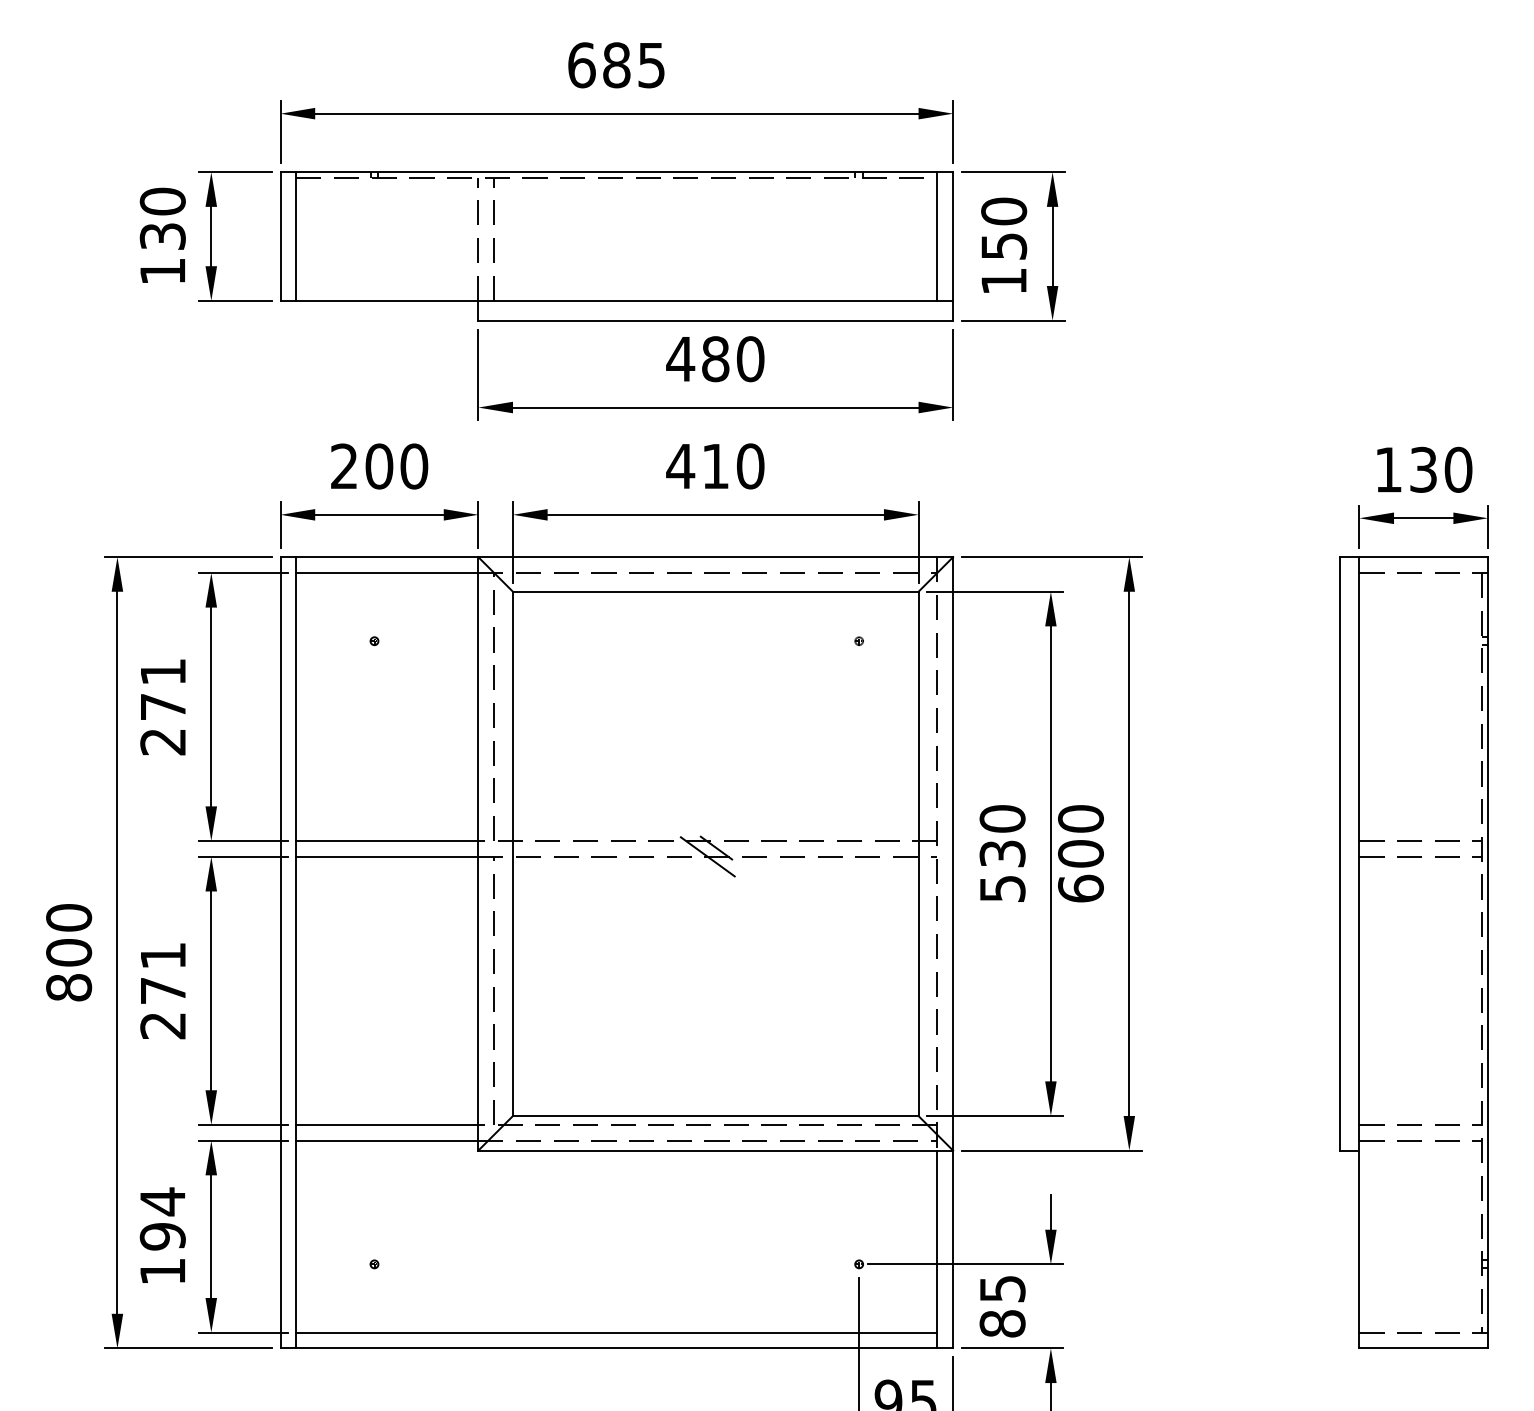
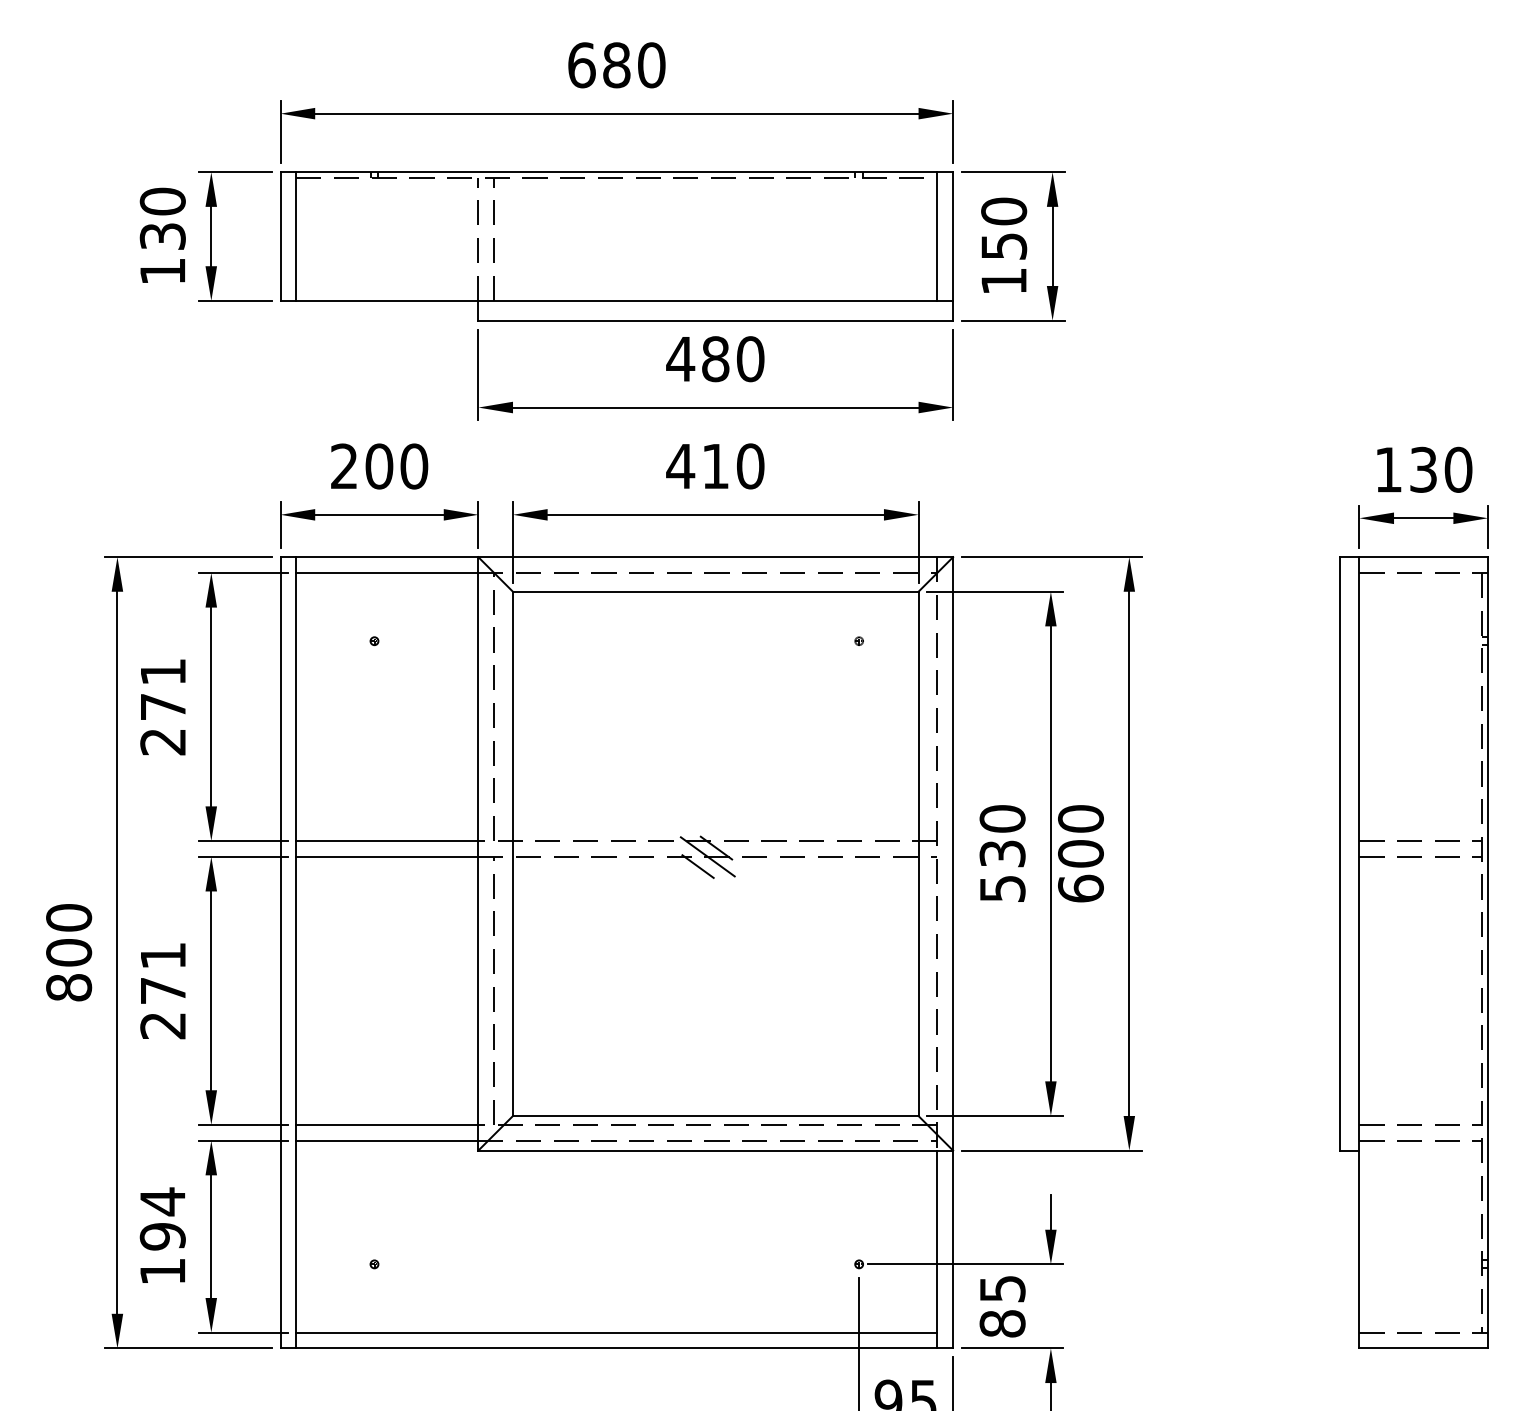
text: 685 -> 680 (651, 65)
line: none -> present (697, 866)
